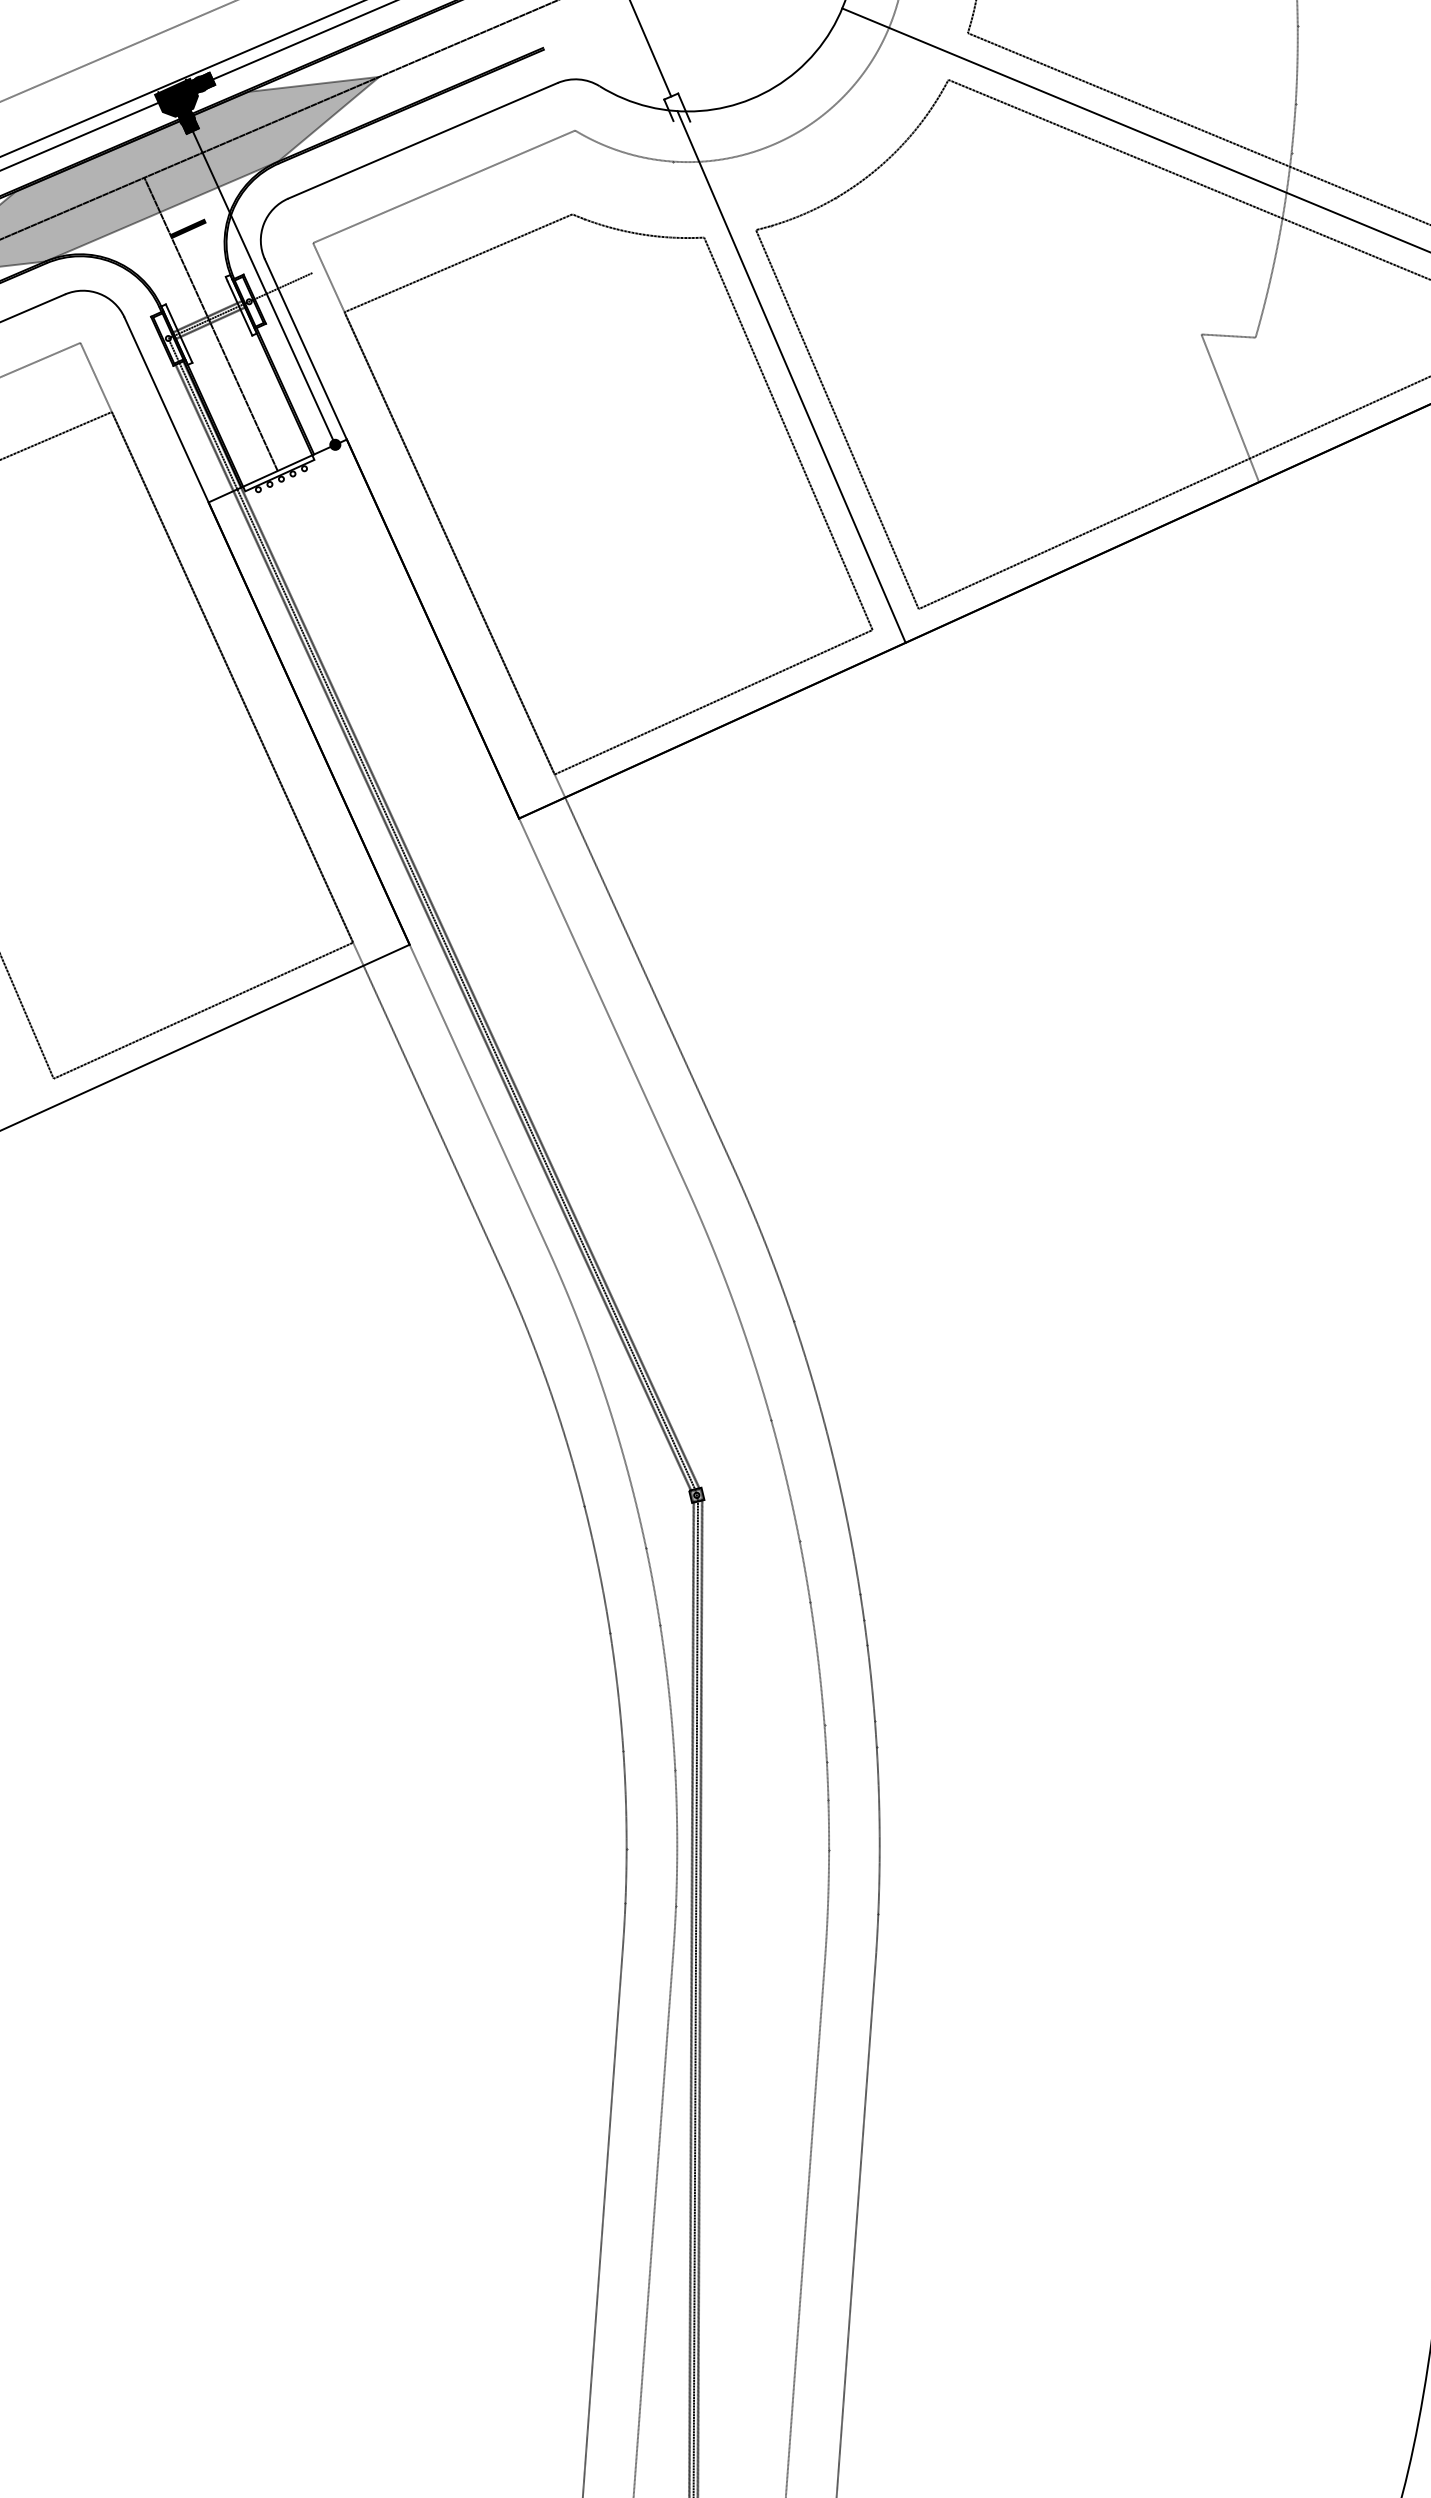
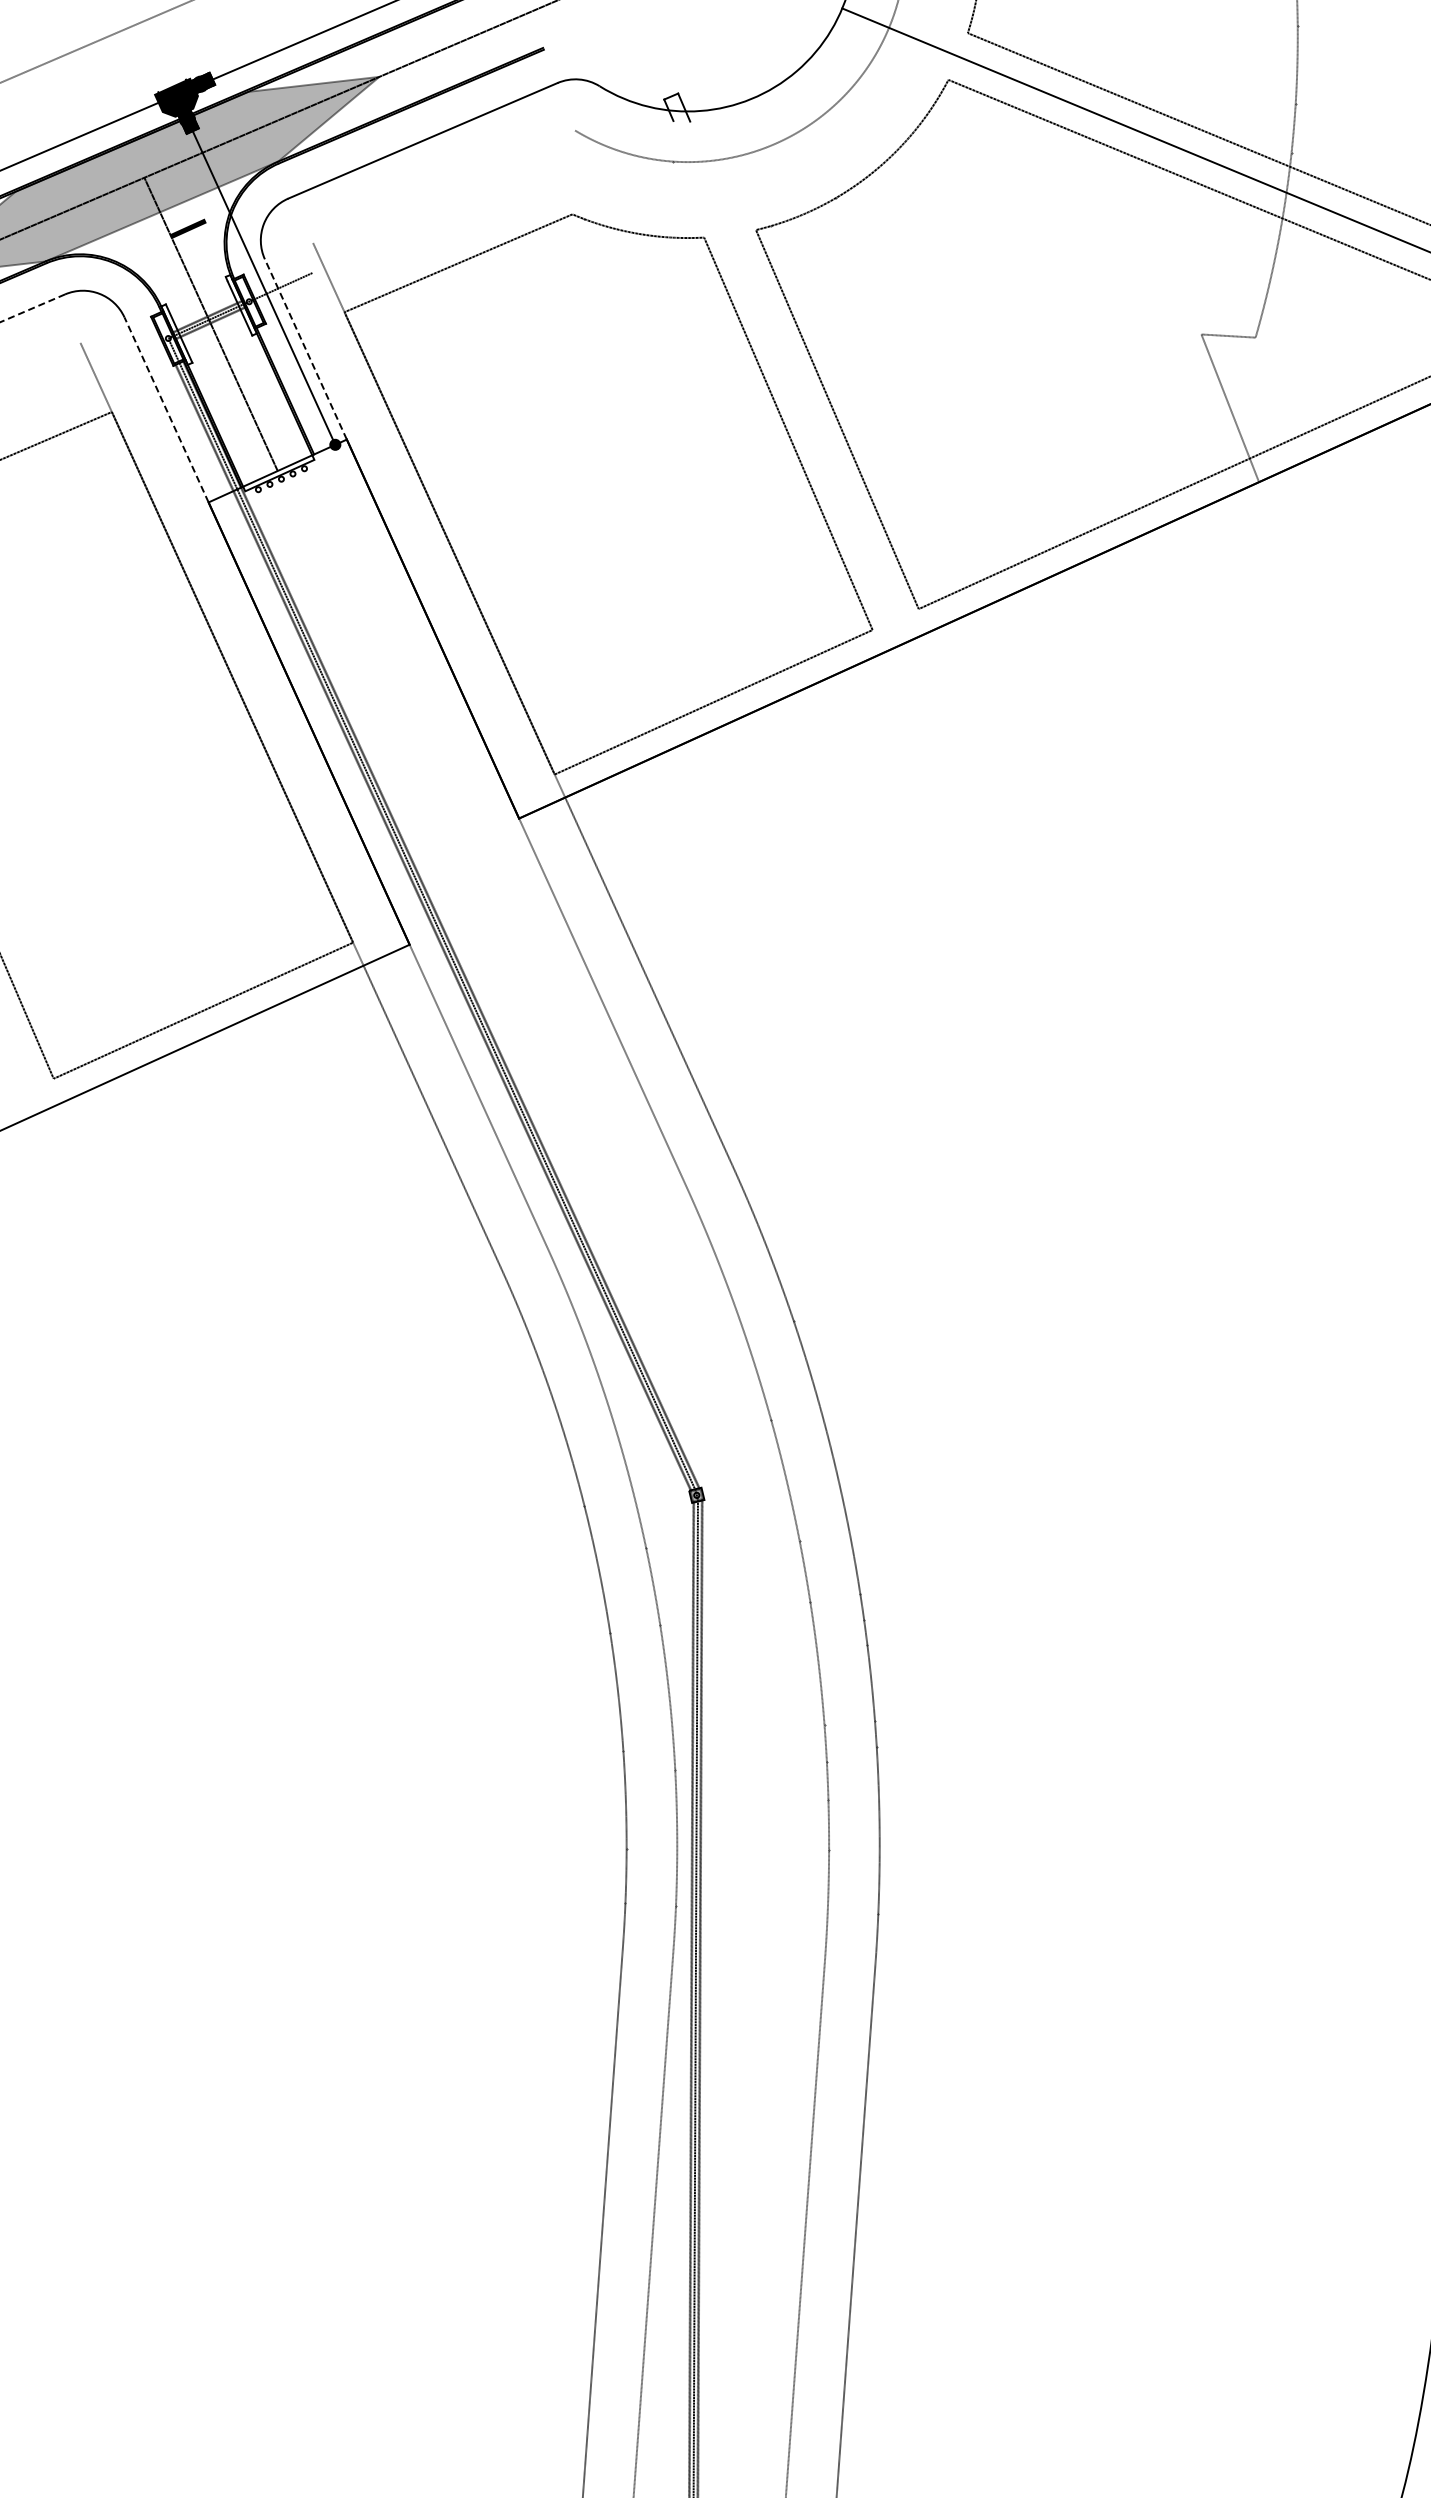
line: present -> none (650, 49)
line position: (117, 51) -> (95, 42) (95, 42)
line: present -> none (181, 79)
line: present -> none (444, 186)
line: solid -> dashed (32, 308)
line: solid -> dashed (305, 349)
line: present -> none (41, 359)
line: present -> none (791, 376)
line: solid -> dashed (166, 409)
